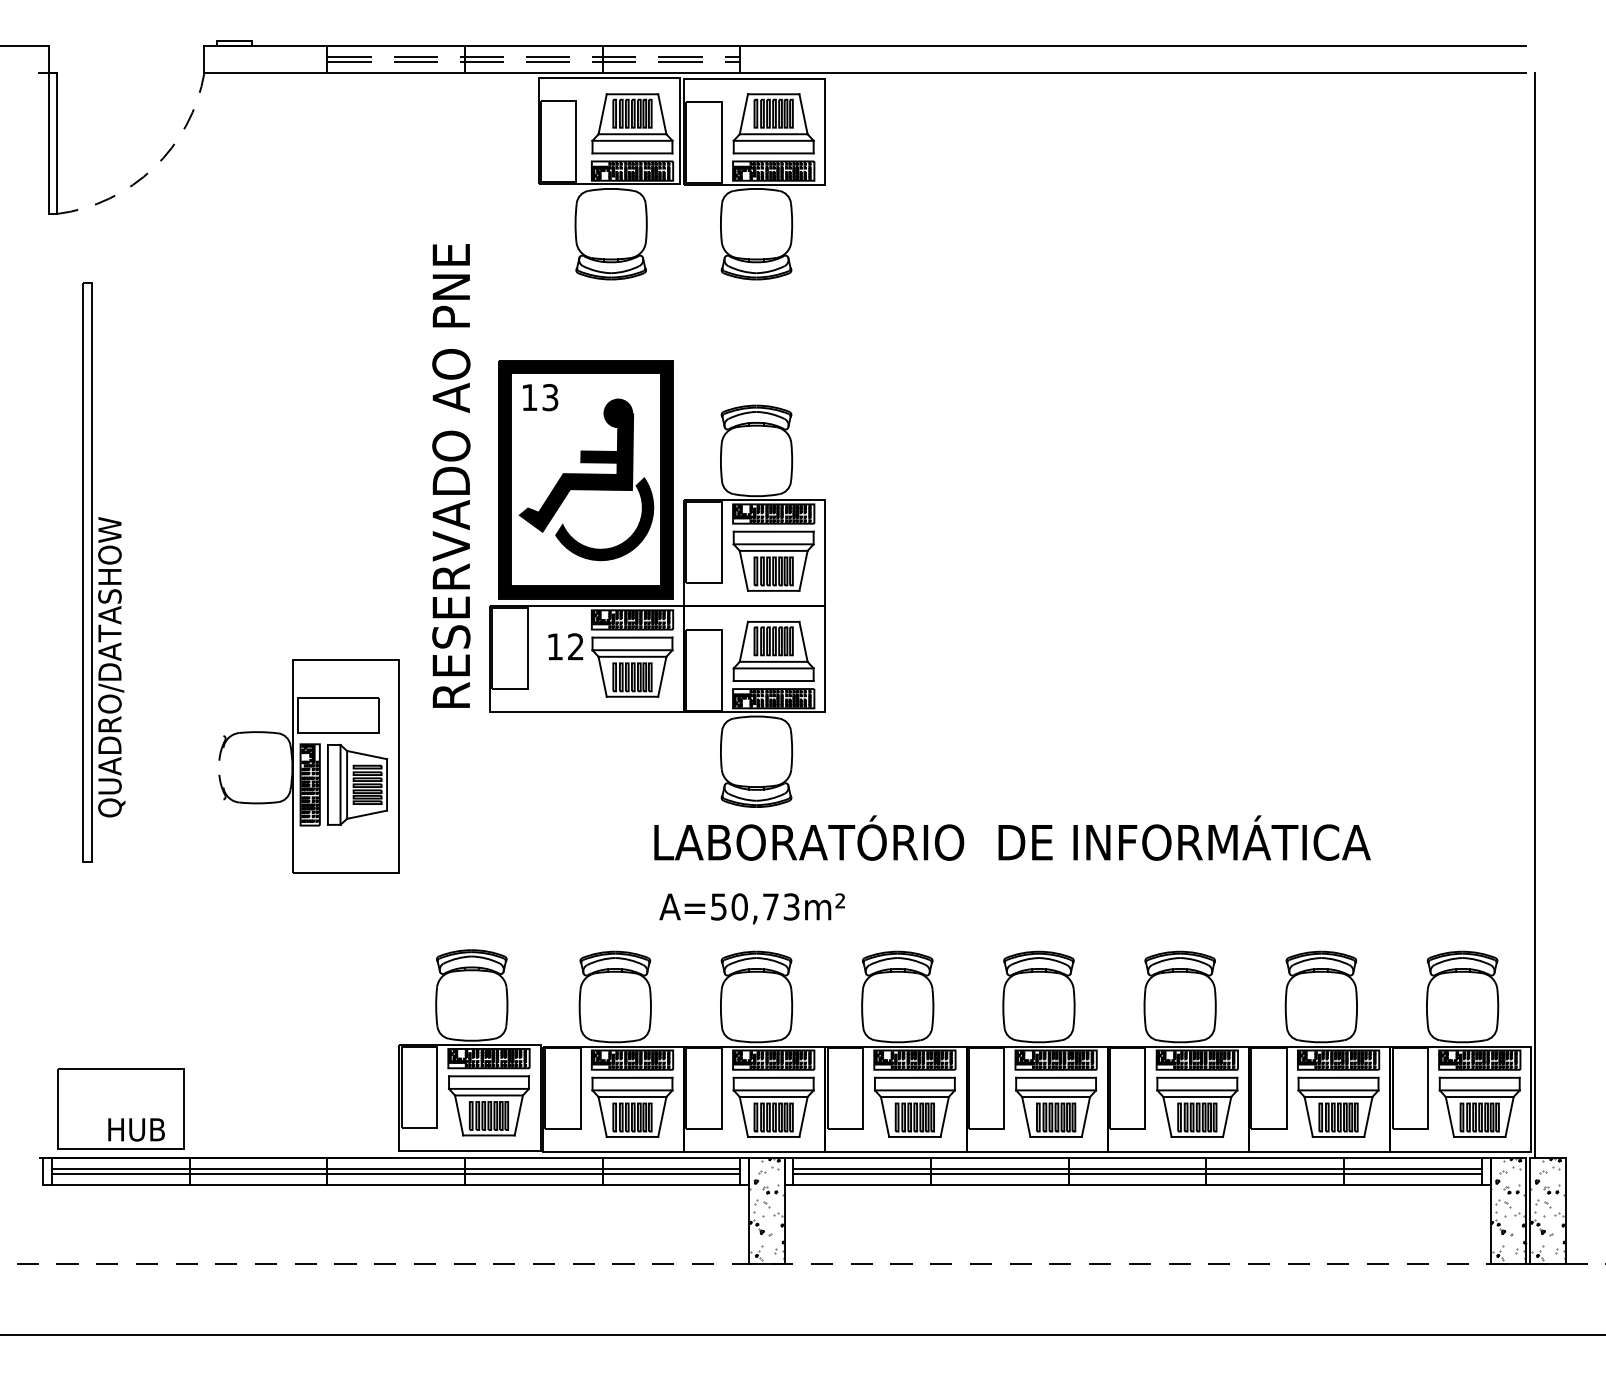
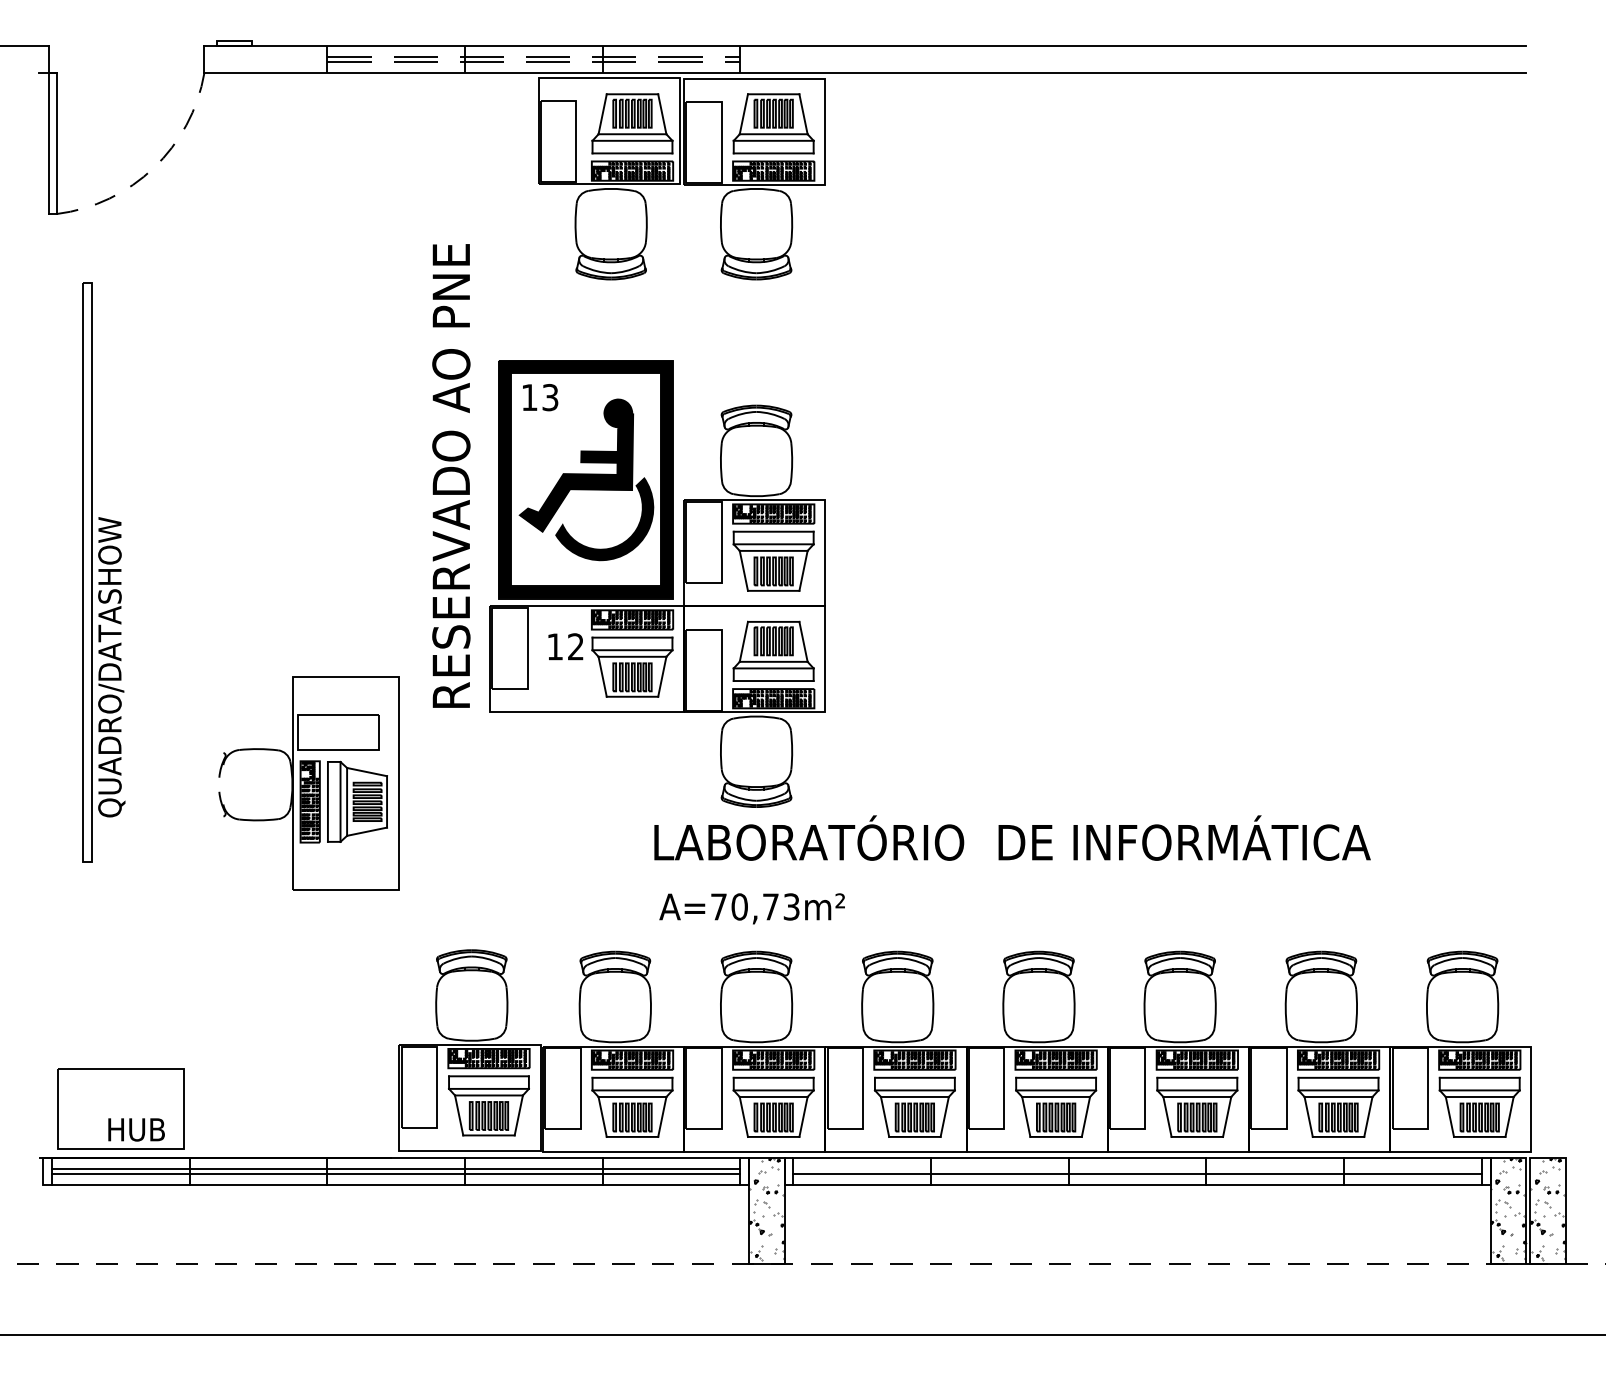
line: present -> none (1534, 615)
part position: (308, 766) -> (308, 783) (308, 783)
text: A=50,73m² -> A=70,73m² (718, 906)
line: present -> none (1137, 1168)
